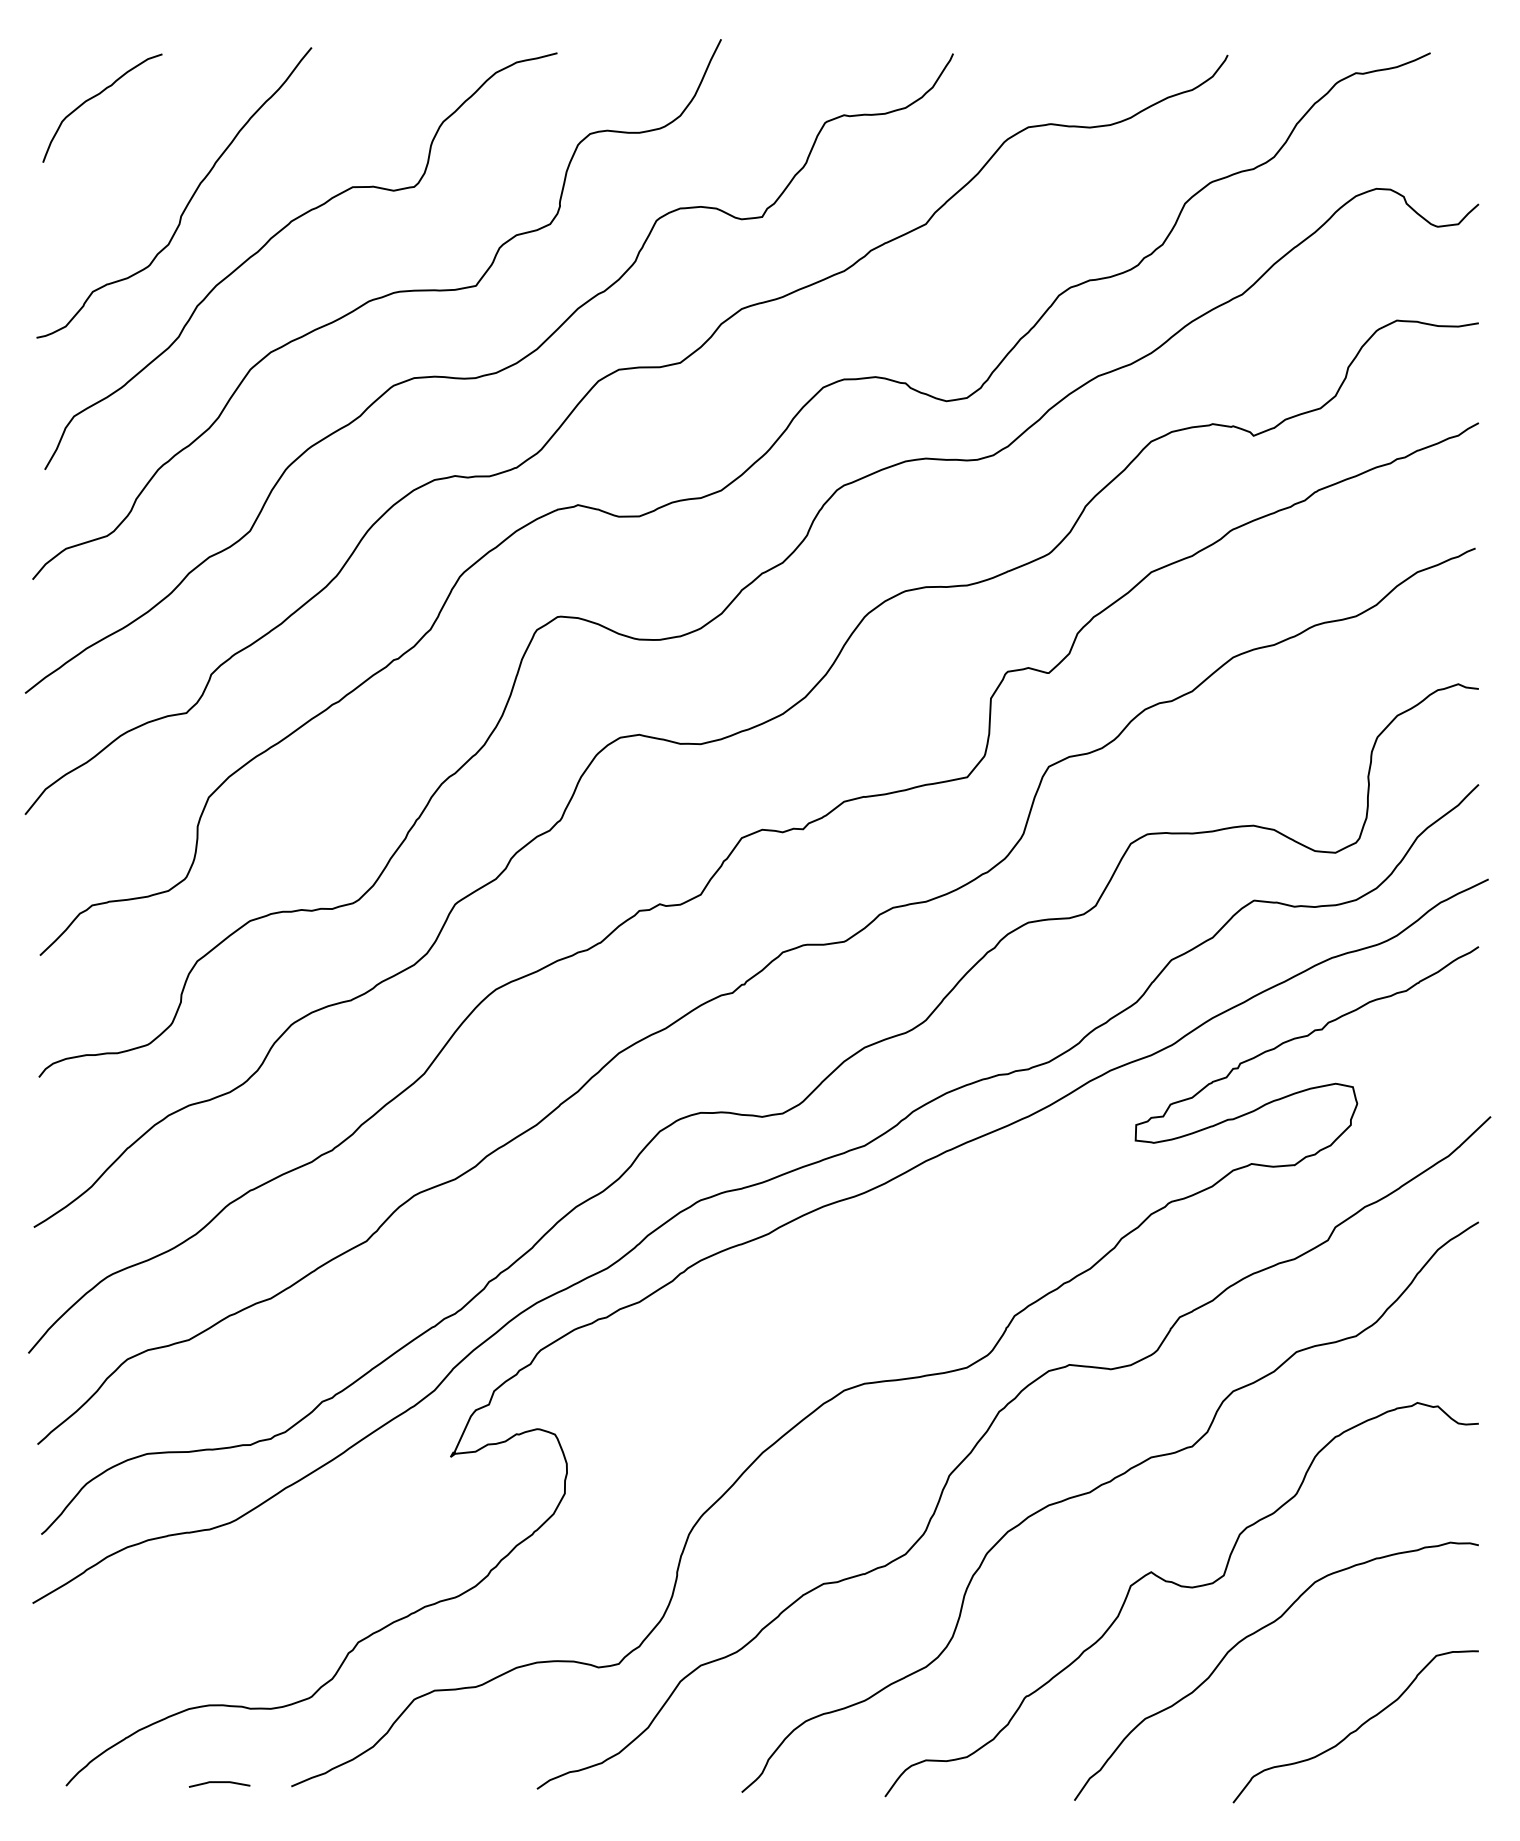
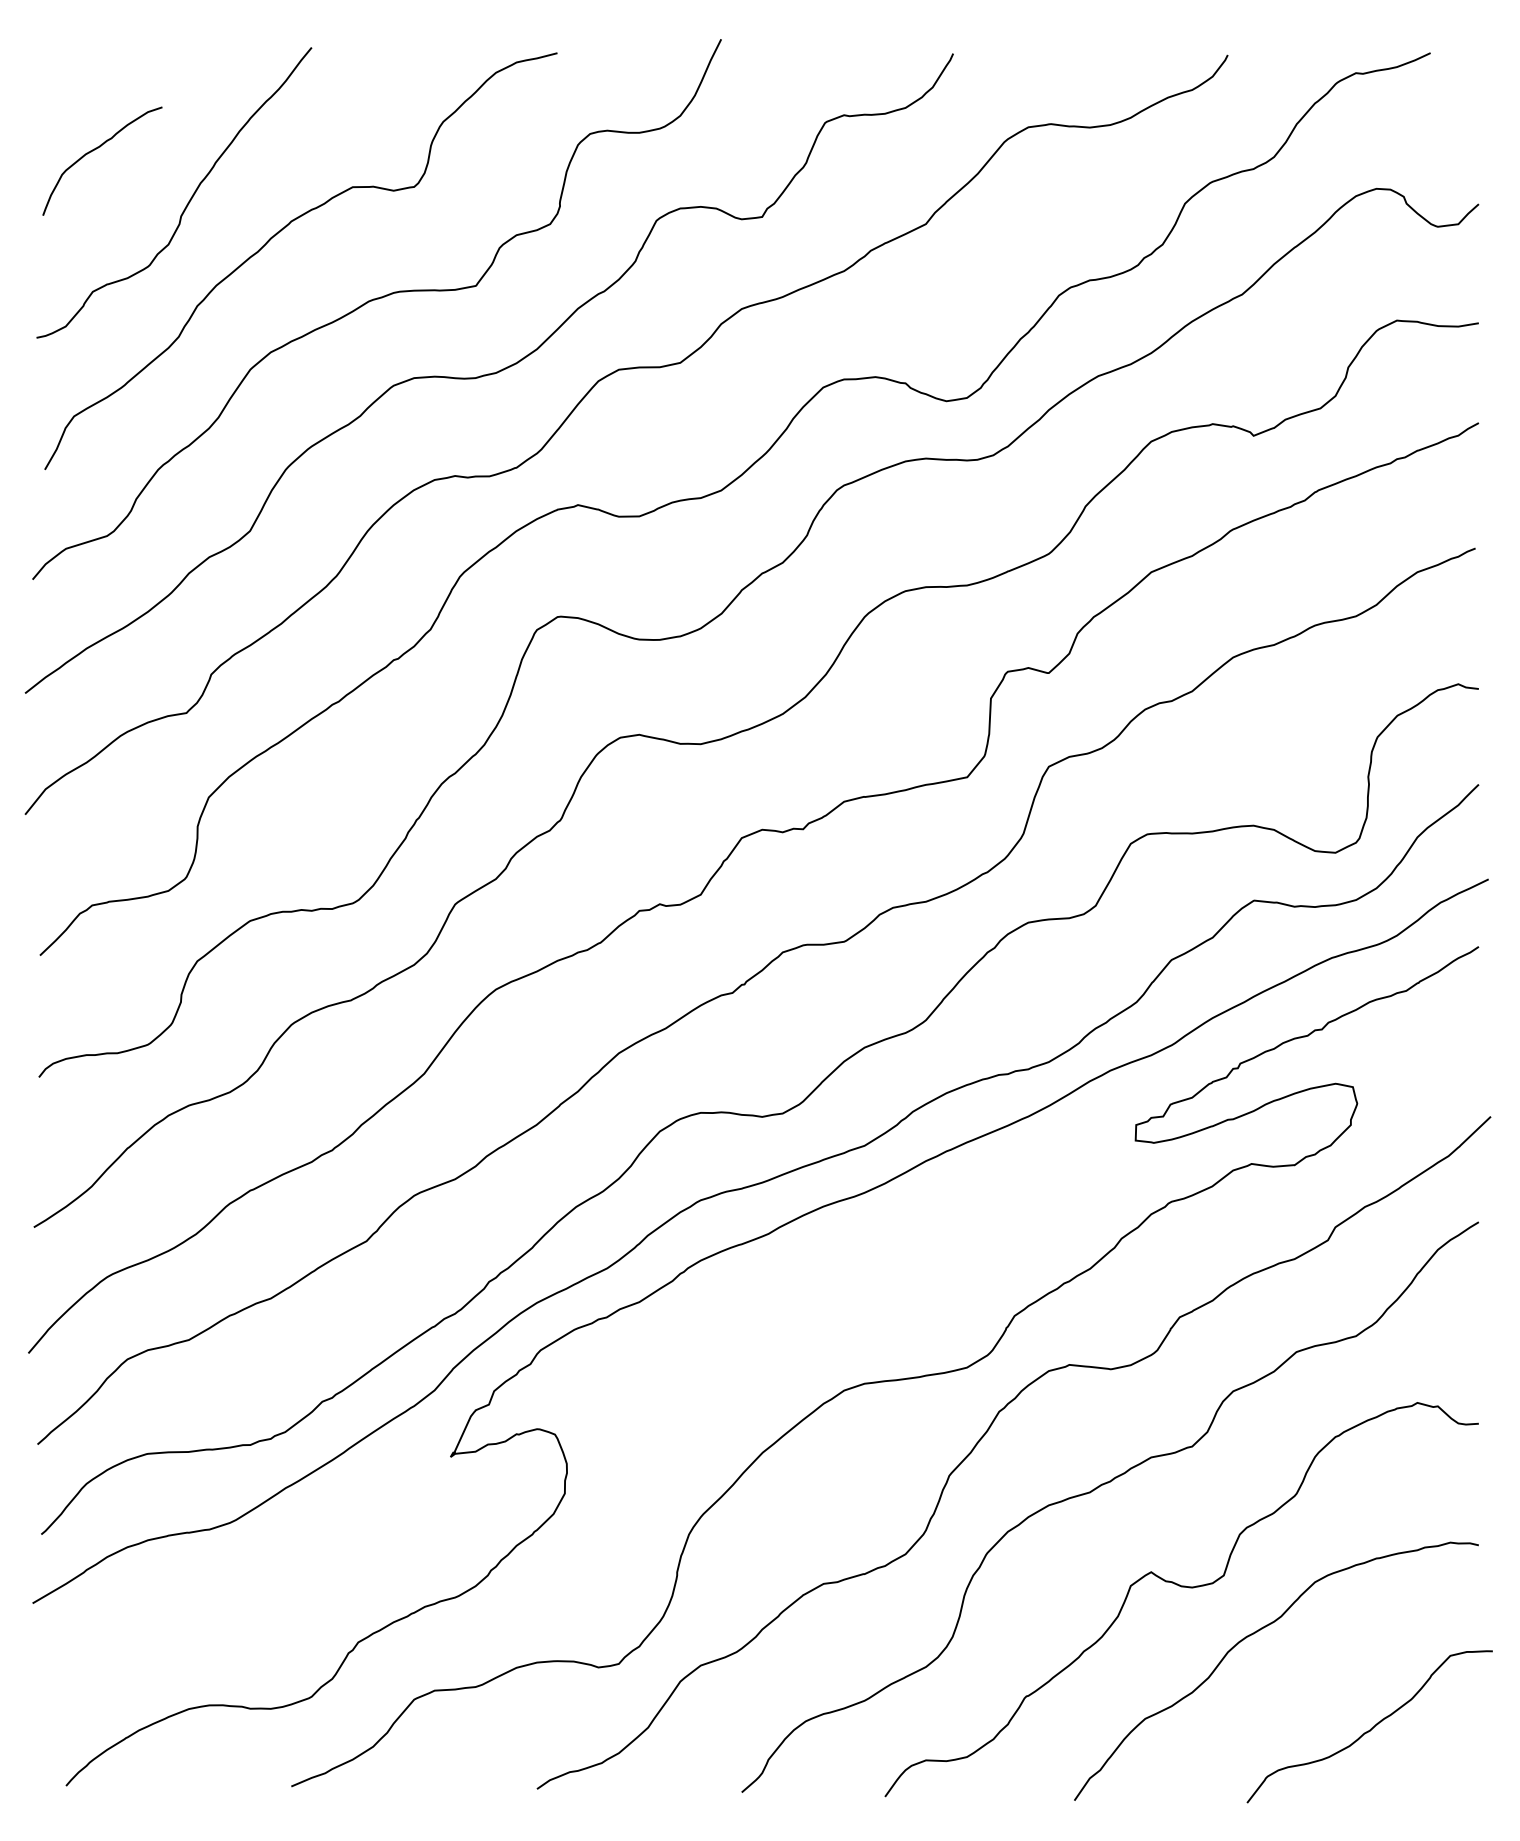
curve position: (96, 96) -> (96, 149) (96, 149)
curve position: (1357, 1727) -> (1371, 1727) (1371, 1727)
line: present -> none (219, 1783)
